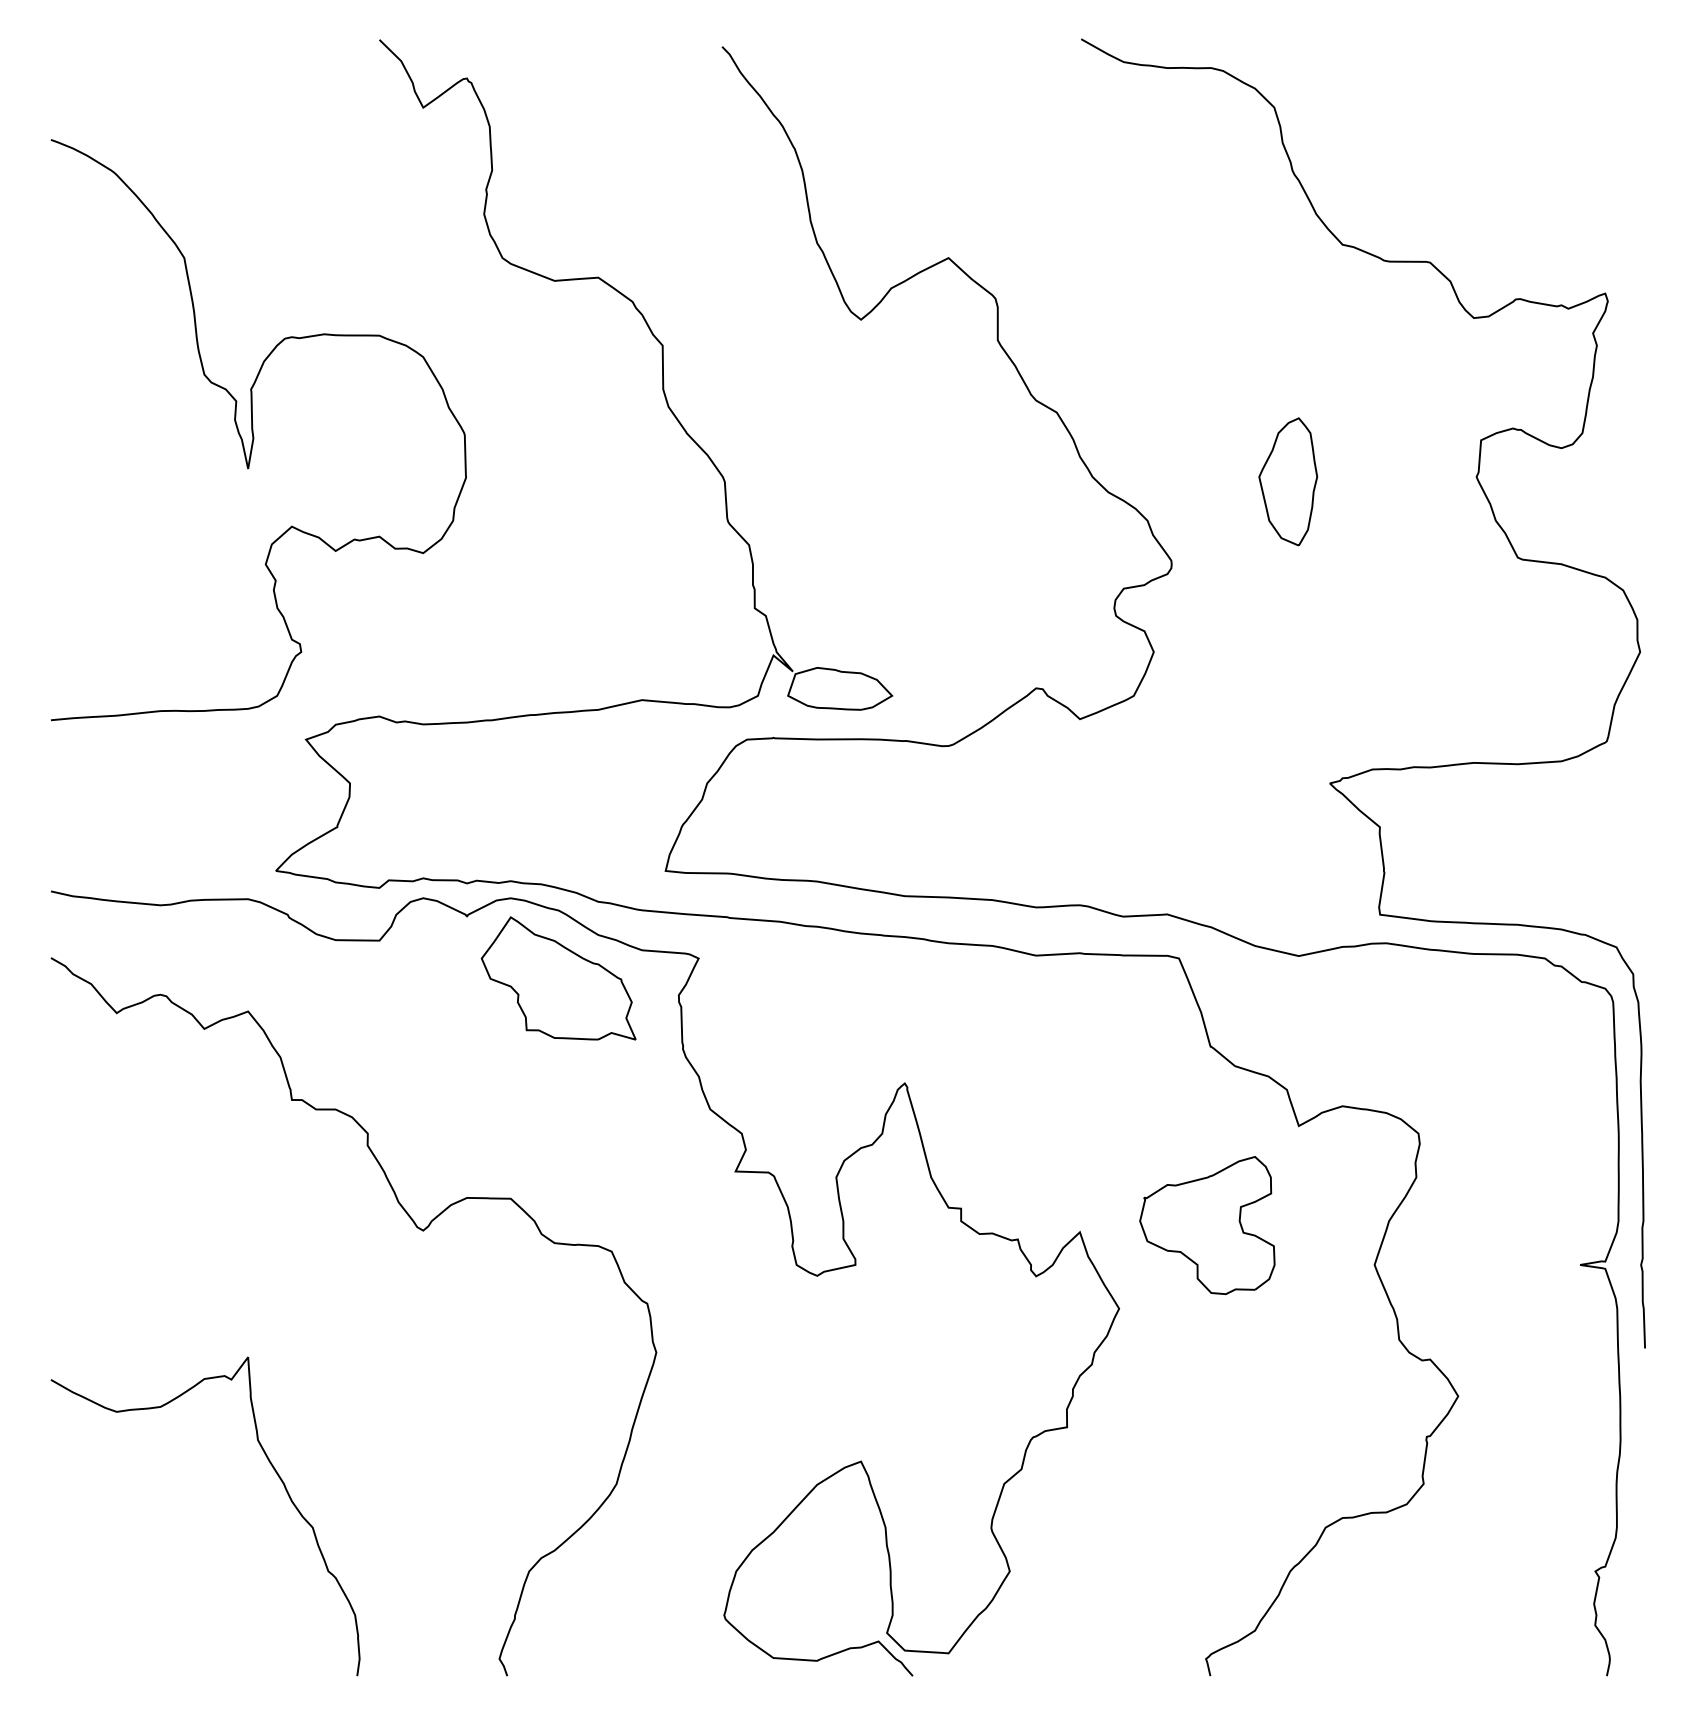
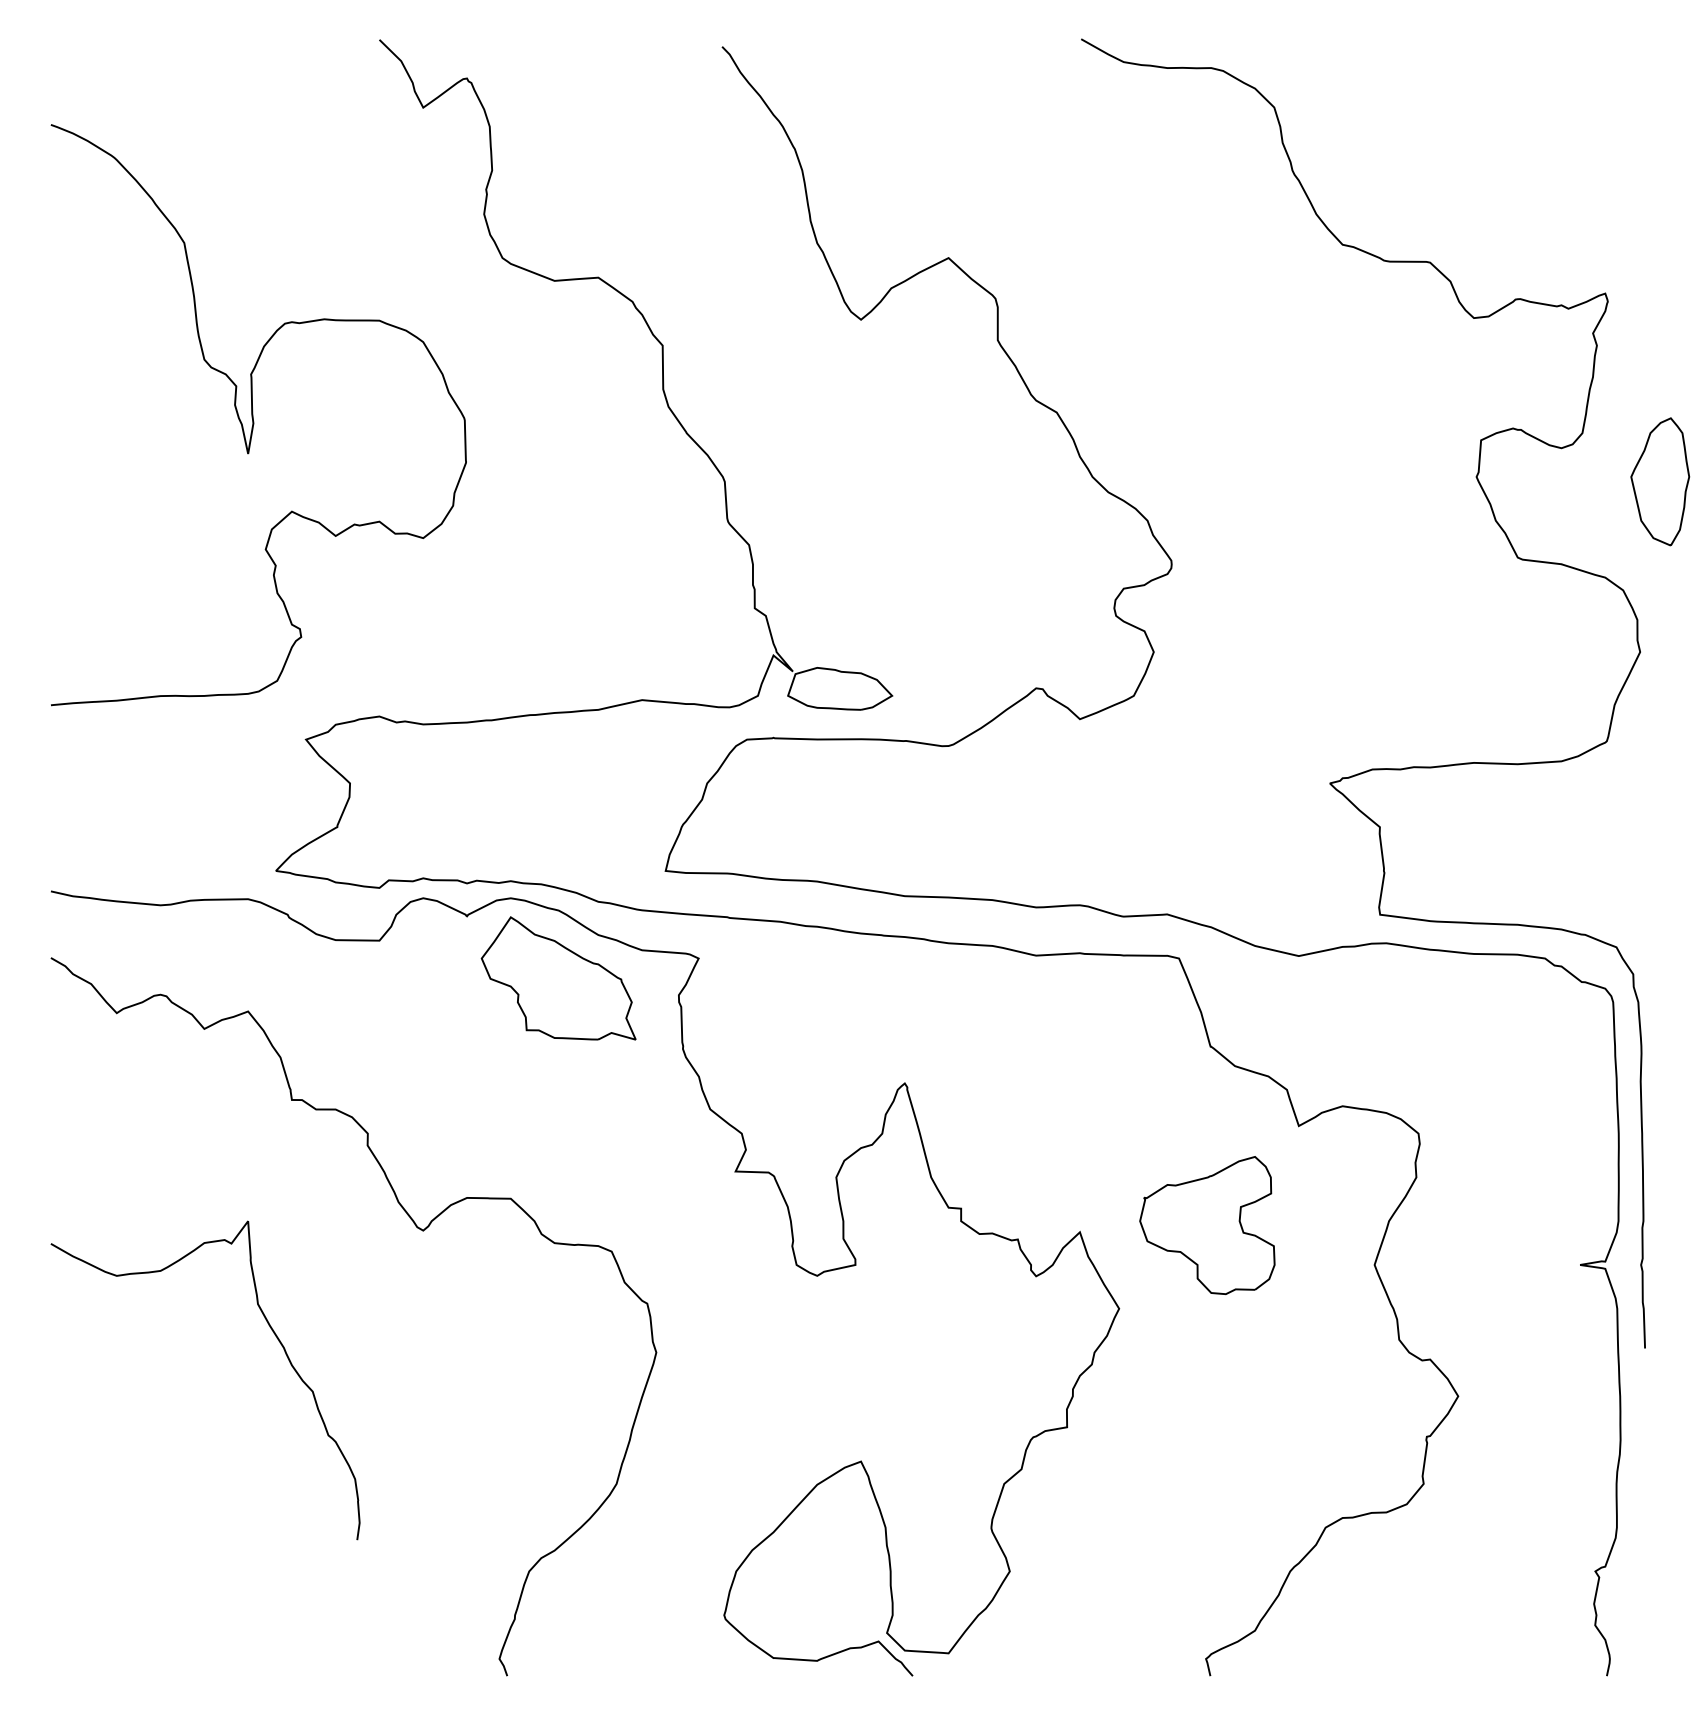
curve position: (253, 430) -> (253, 415) (253, 415)
part position: (1288, 481) -> (1660, 481) (1660, 481)
curve position: (276, 1474) -> (276, 1338) (276, 1338)
